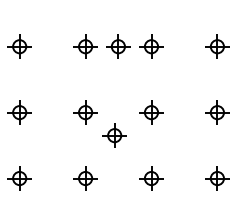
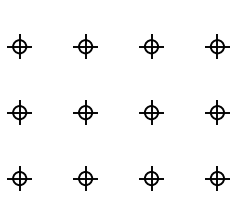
part: present -> none (118, 46)
part: present -> none (114, 135)
